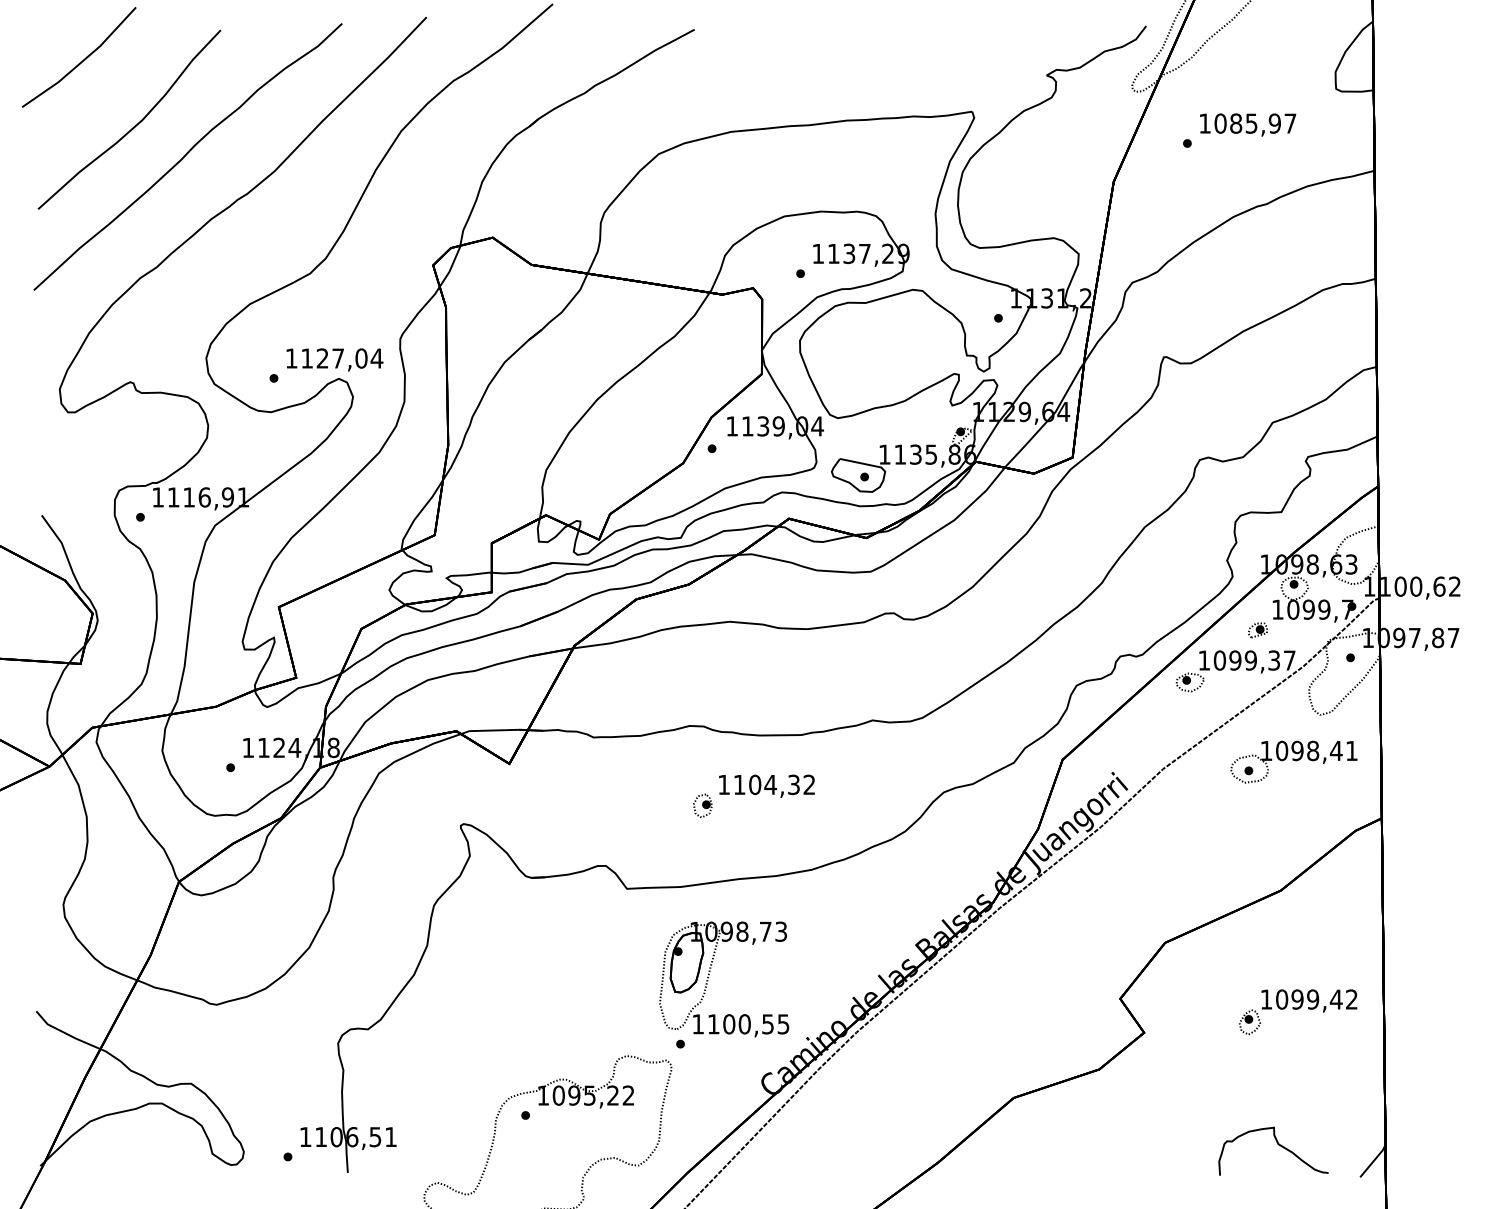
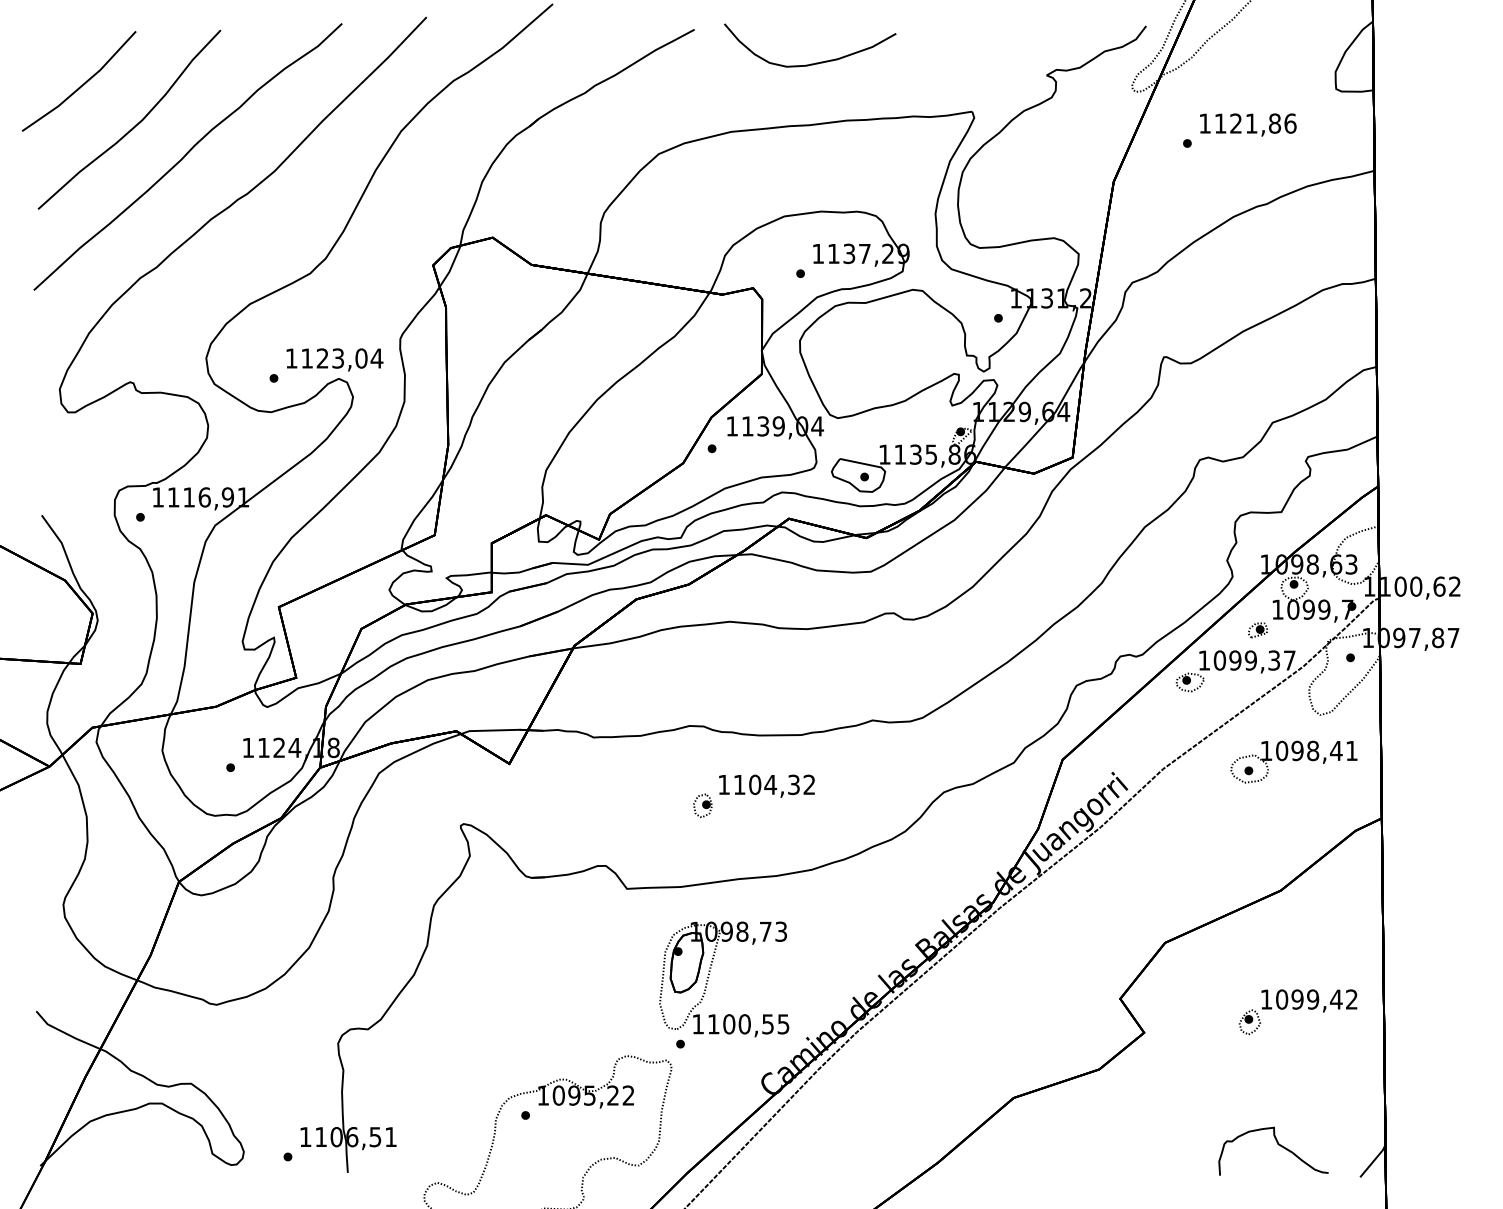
line position: (80, 61) -> (80, 85) (80, 85)
curve: none -> present (815, 62)
text: 1085,97 -> 1121,86 (1255, 123)
text: 1127,04 -> 1123,04 (337, 358)
